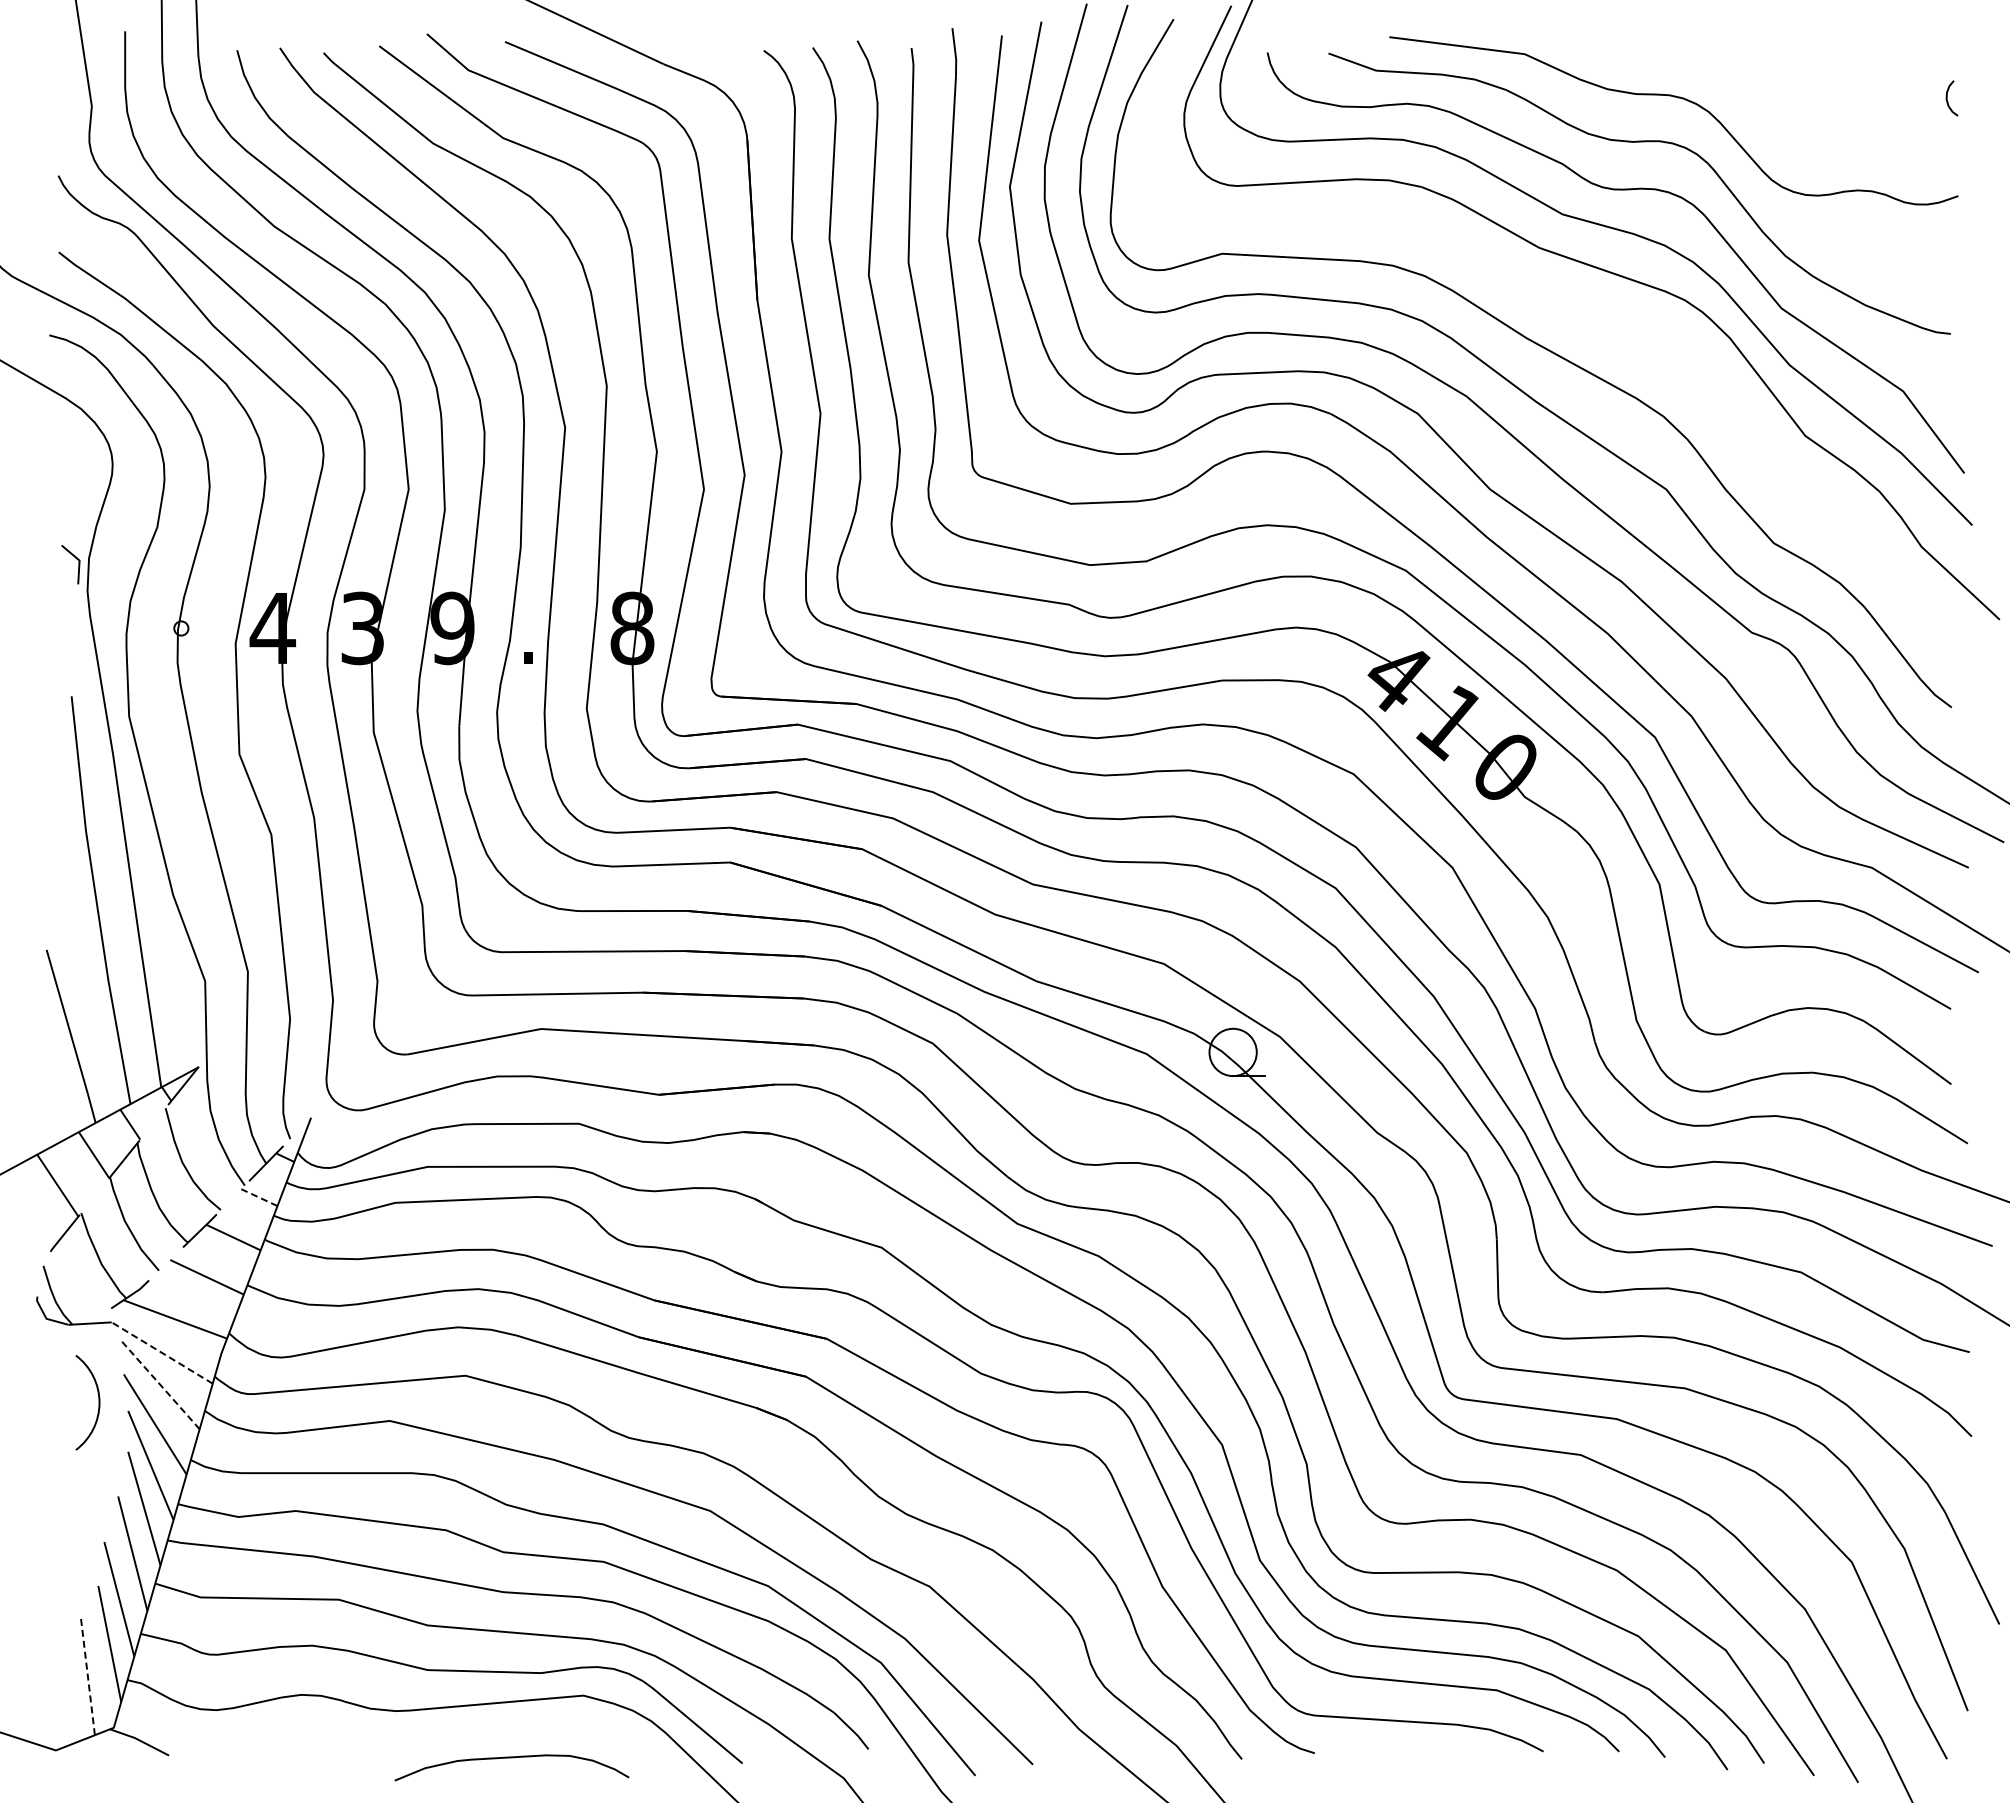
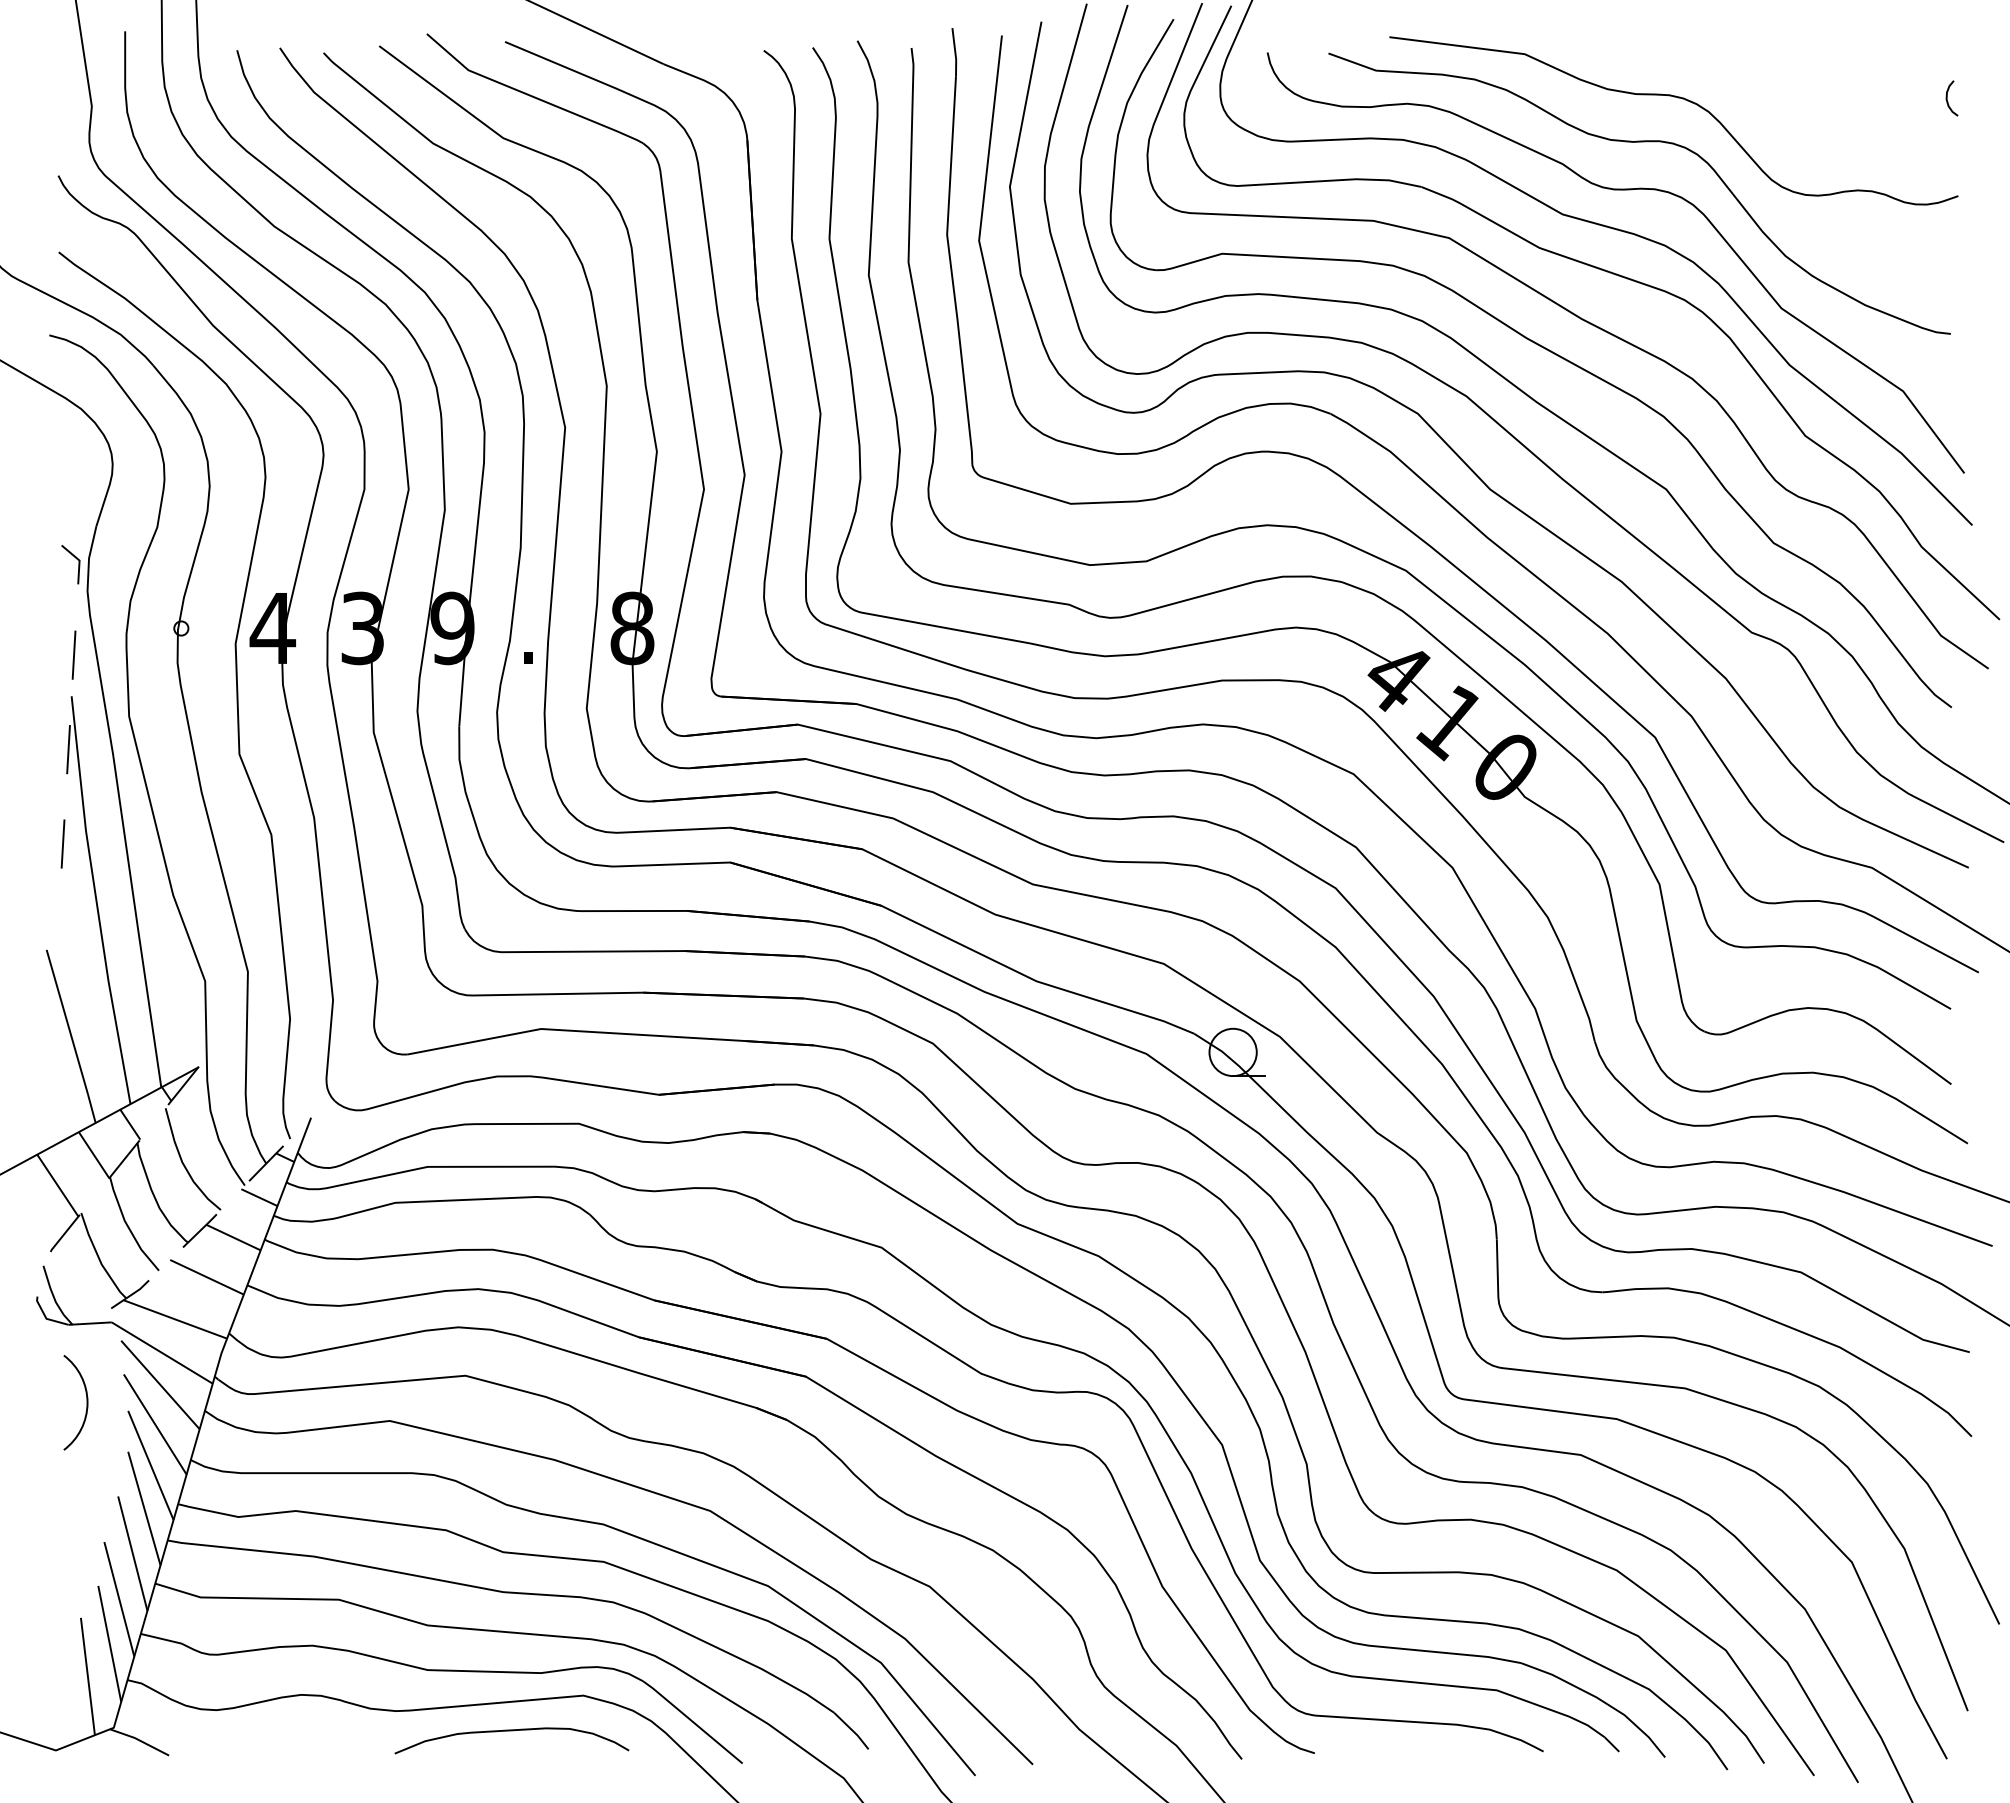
curve: none -> present (1578, 318)
line: none -> present (73, 654)
line: none -> present (68, 749)
line: none -> present (62, 843)
line: dashed -> solid (259, 1197)
line: dashed -> solid (161, 1352)
line: dashed -> solid (160, 1384)
arc position: (98, 1402) -> (86, 1402) (86, 1402)
line: dashed -> solid (87, 1676)
curve position: (511, 1758) -> (511, 1731) (511, 1731)
